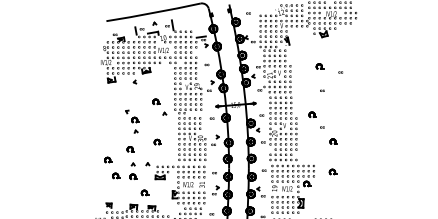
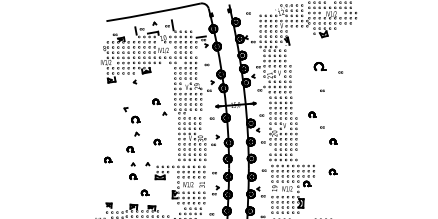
part size: 10x7 px -> 14x10 px (319, 66)
part size: 15x25 px -> 18x30 px (131, 121)
part: present -> none (116, 175)
